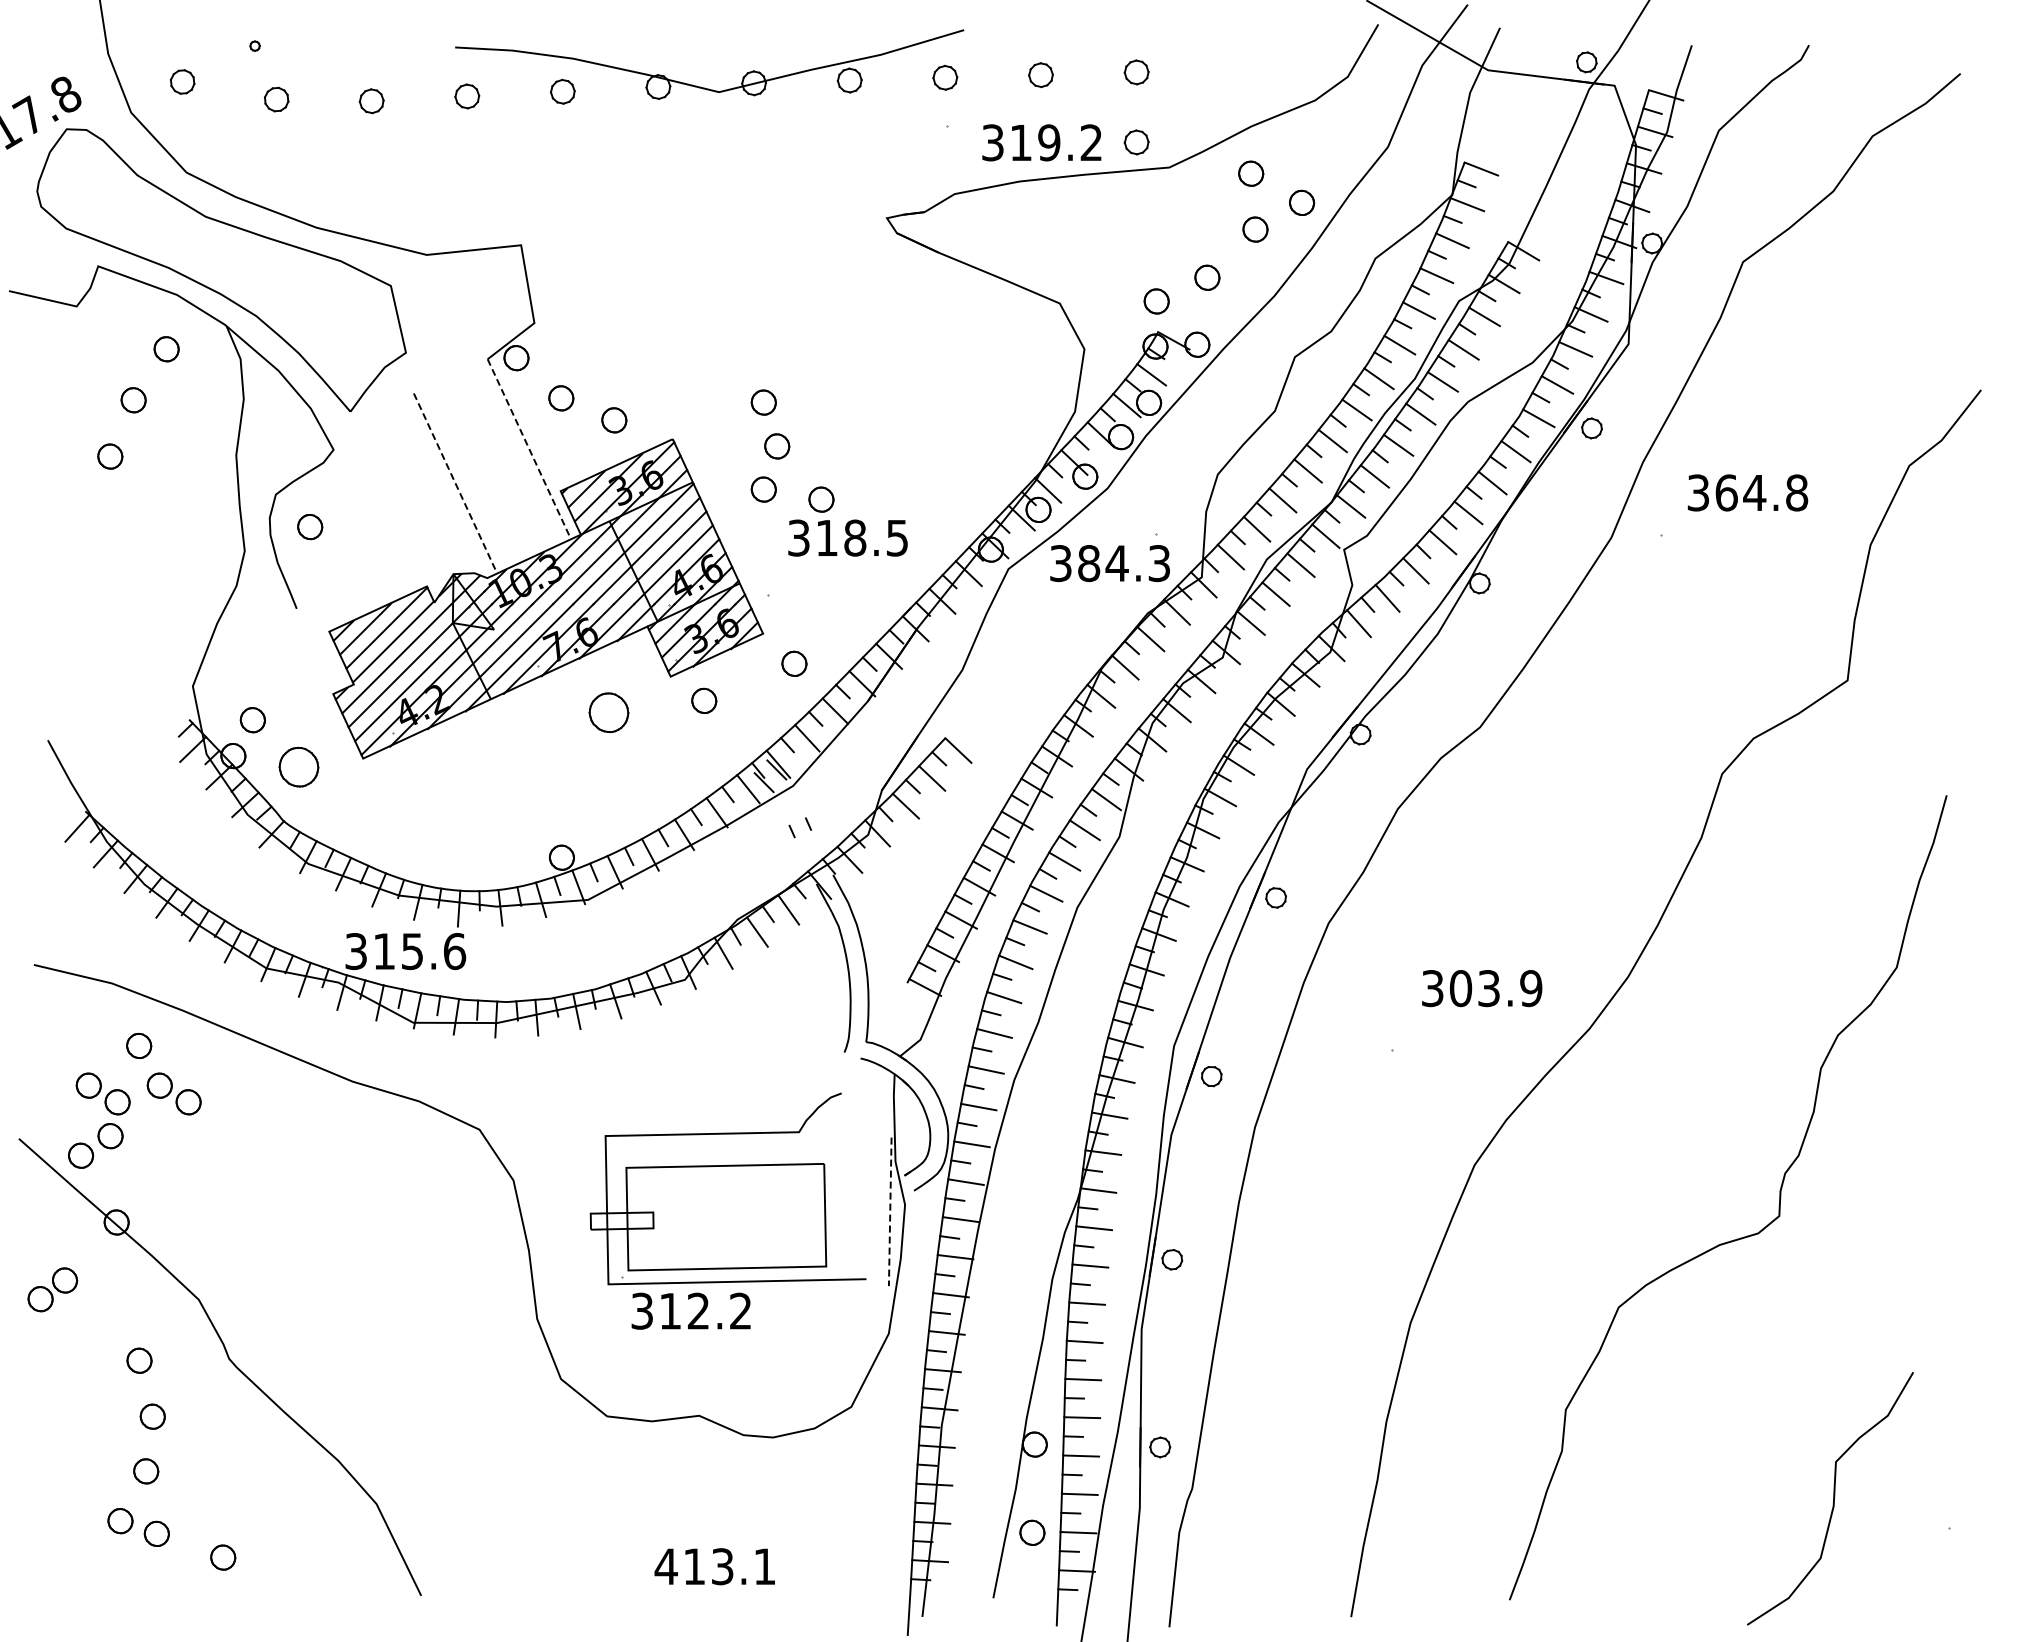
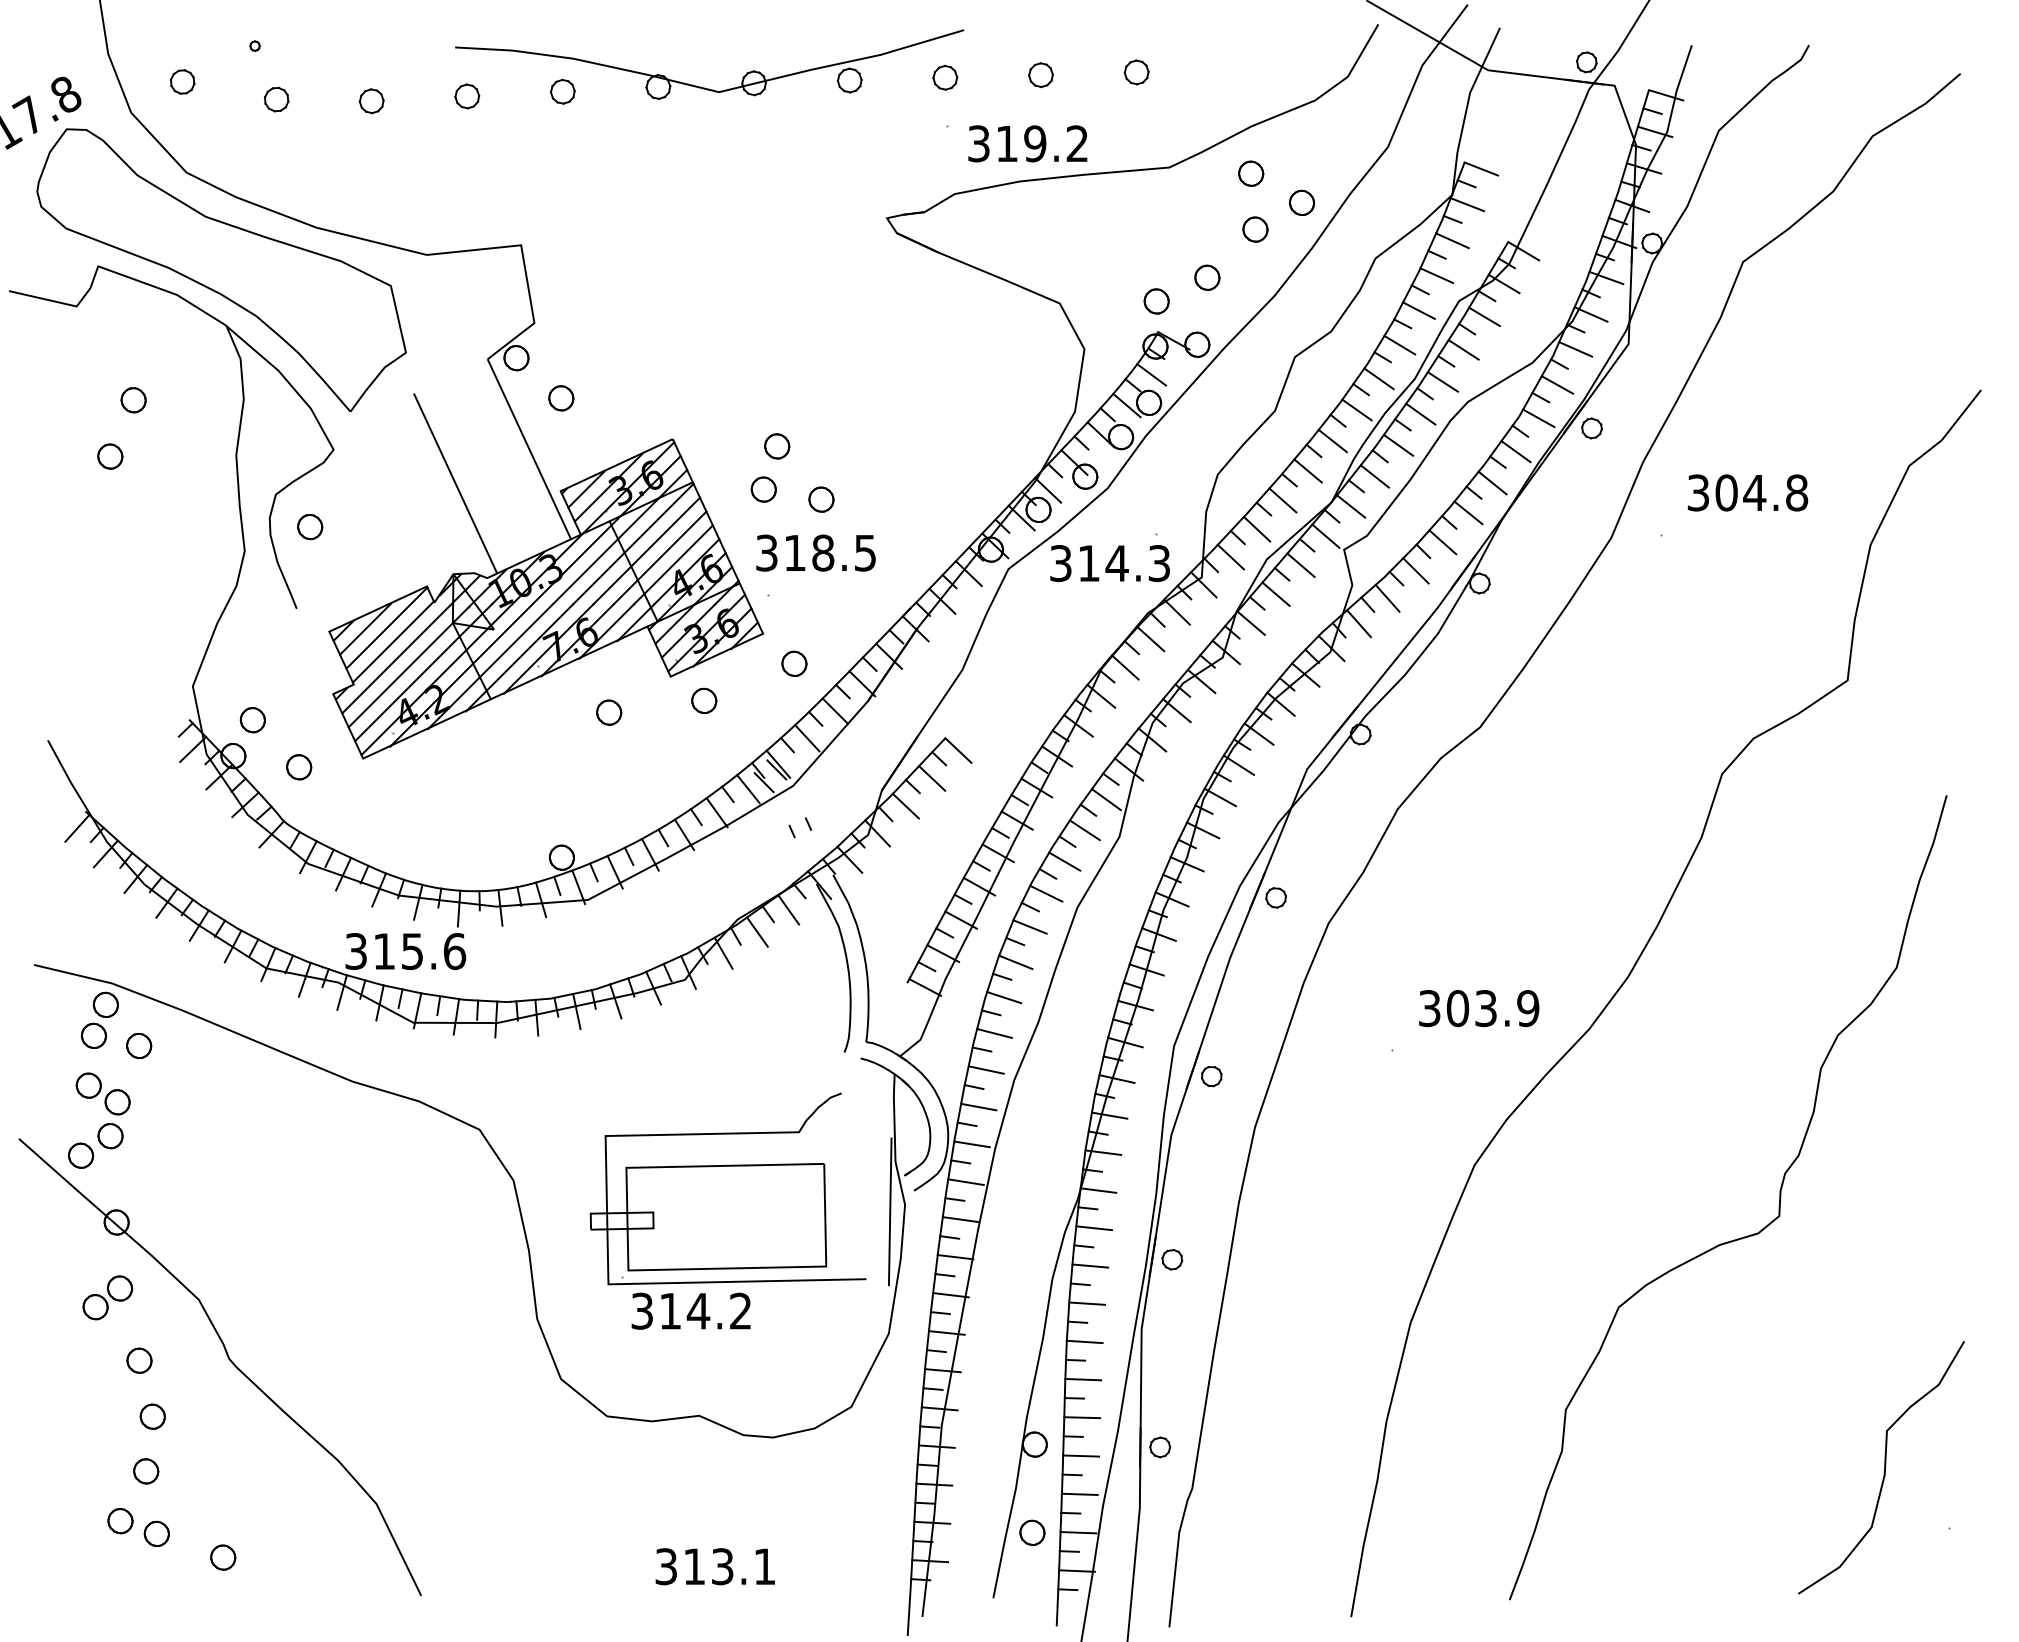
text position: (1041, 142) -> (1027, 143) (1027, 143)
part: present -> none (1136, 142)
part: present -> none (166, 349)
part: present -> none (763, 402)
part: present -> none (614, 420)
line: dashed -> solid (529, 449)
line: dashed -> solid (455, 483)
text: 364.8 -> 304.8 (1726, 492)
text position: (847, 537) -> (815, 552) (815, 552)
text: 384.3 -> 314.3 (1089, 563)
part size: 42x41 px -> 27x27 px (609, 712)
part size: 42x42 px -> 27x27 px (299, 767)
text position: (1482, 988) -> (1479, 1008) (1479, 1008)
part: none -> present (99, 1019)
part: present -> none (173, 1093)
line: dashed -> solid (890, 1212)
part position: (52, 1289) -> (107, 1297) (107, 1297)
text: 312.2 -> 314.2 (698, 1310)
curve position: (1833, 1498) -> (1884, 1467) (1884, 1467)
text: 413.1 -> 313.1 (665, 1566)
